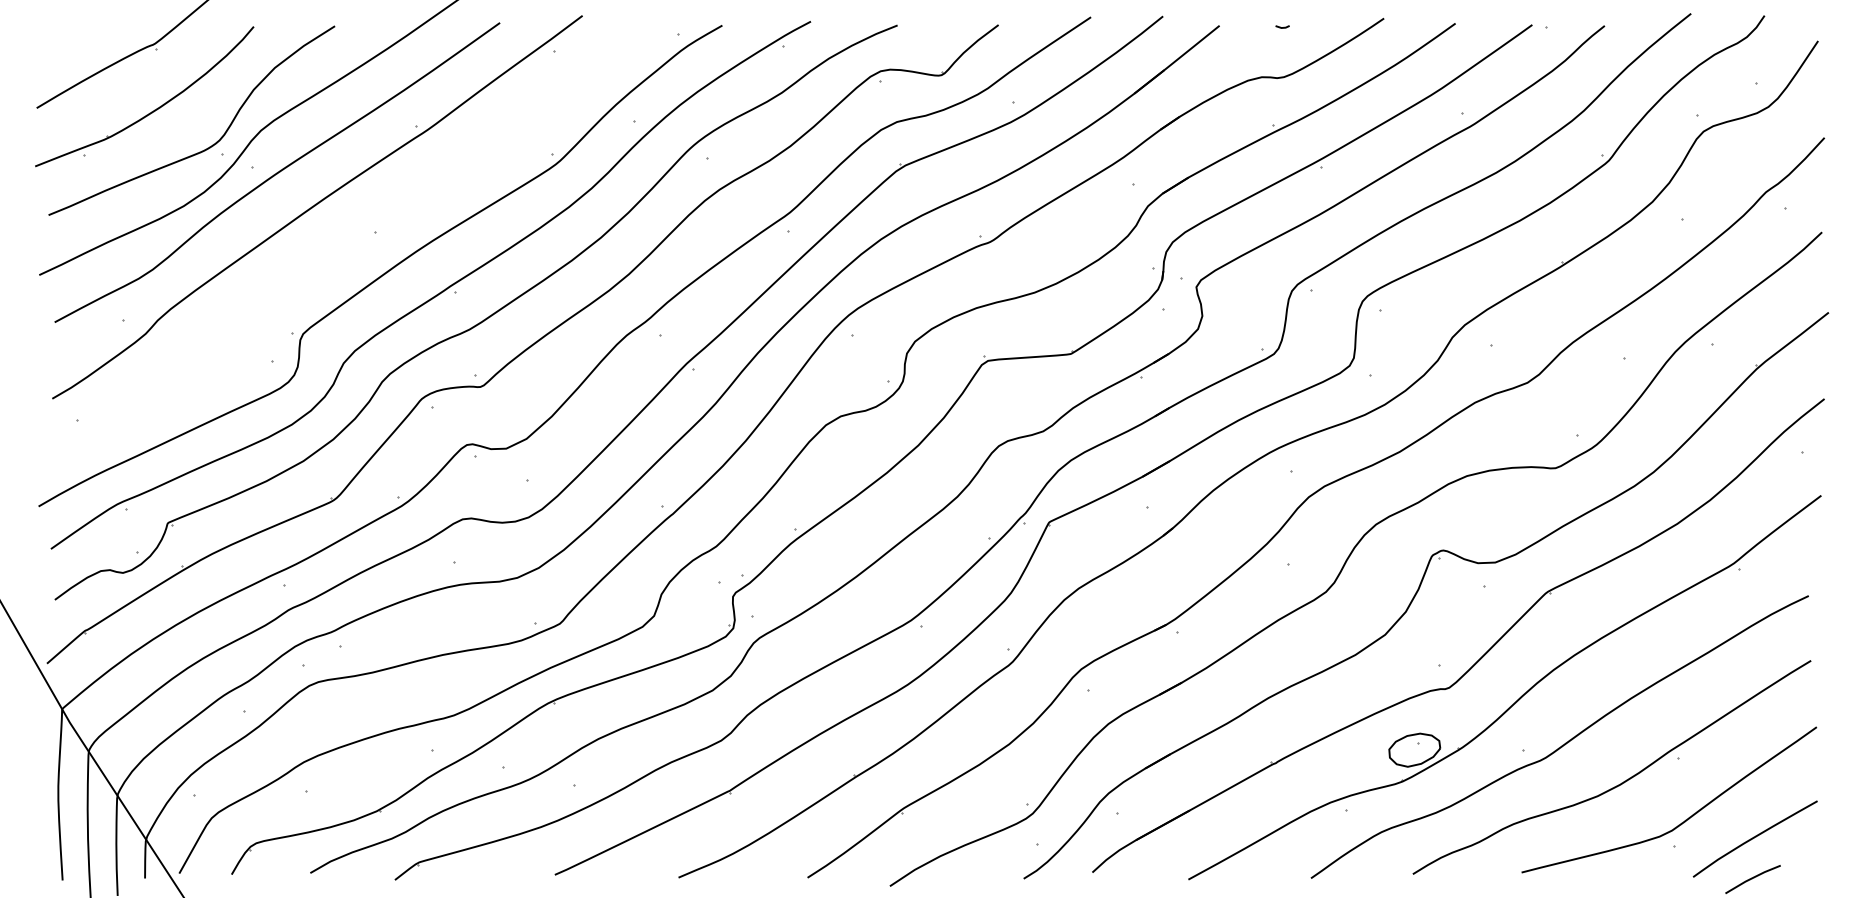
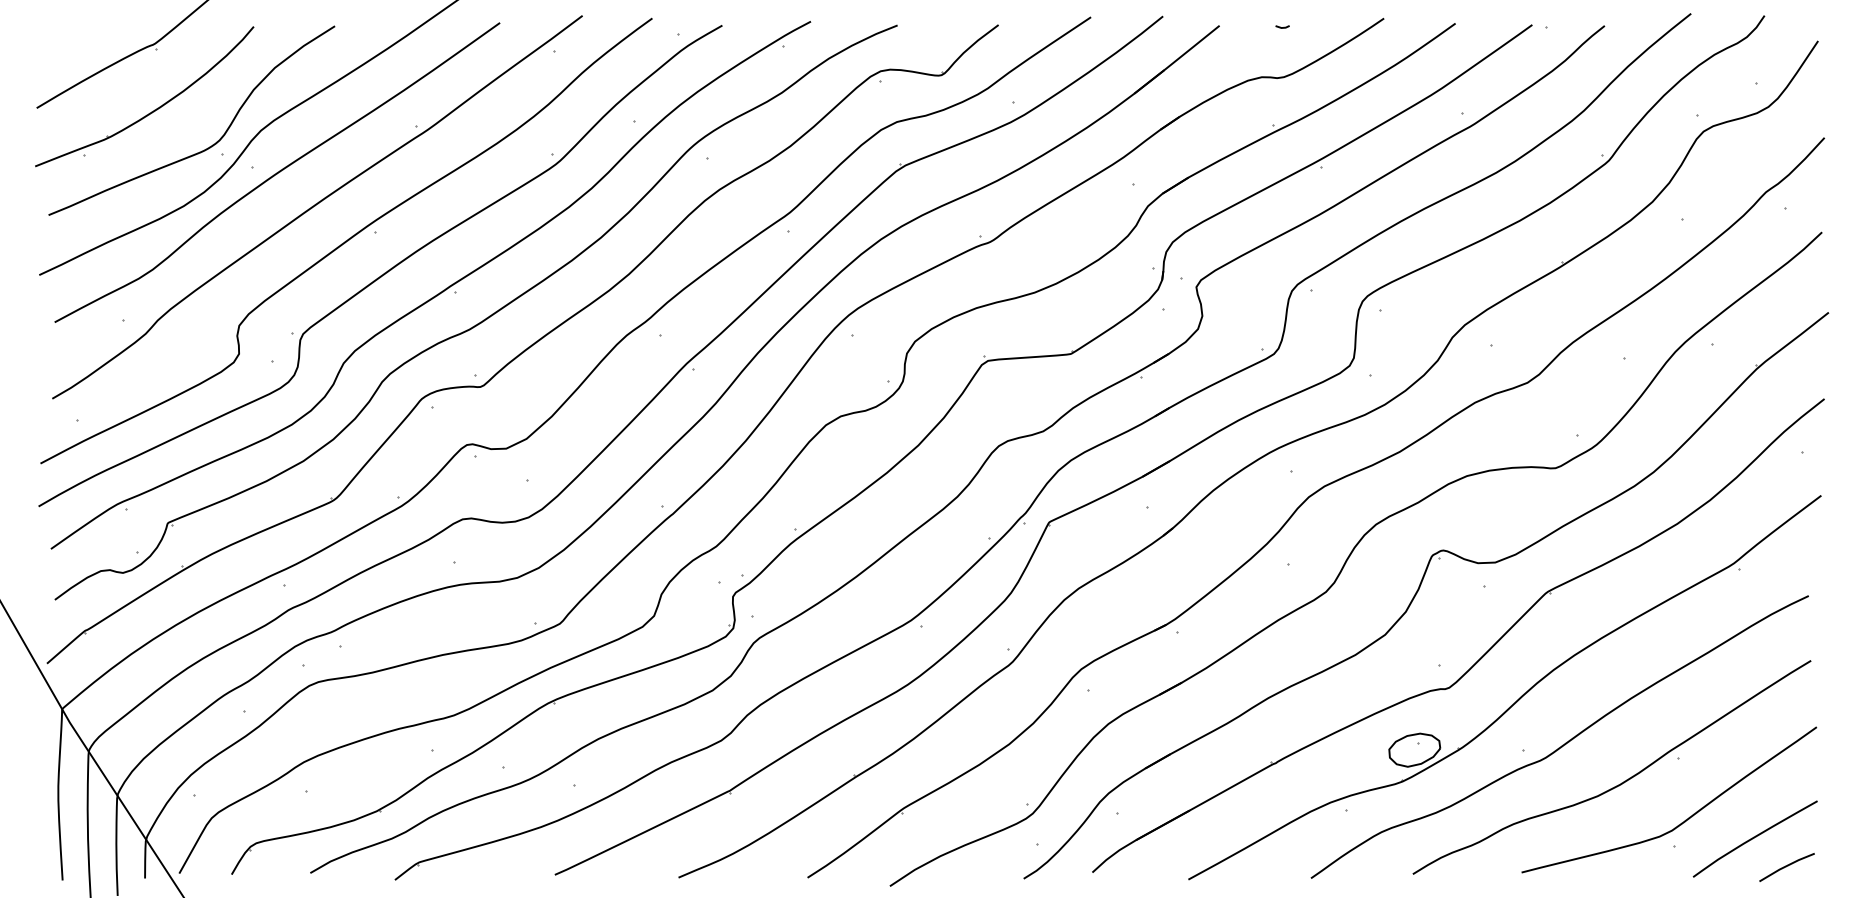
curve: none -> present (346, 240)
line position: (1752, 879) -> (1786, 867) (1786, 867)
